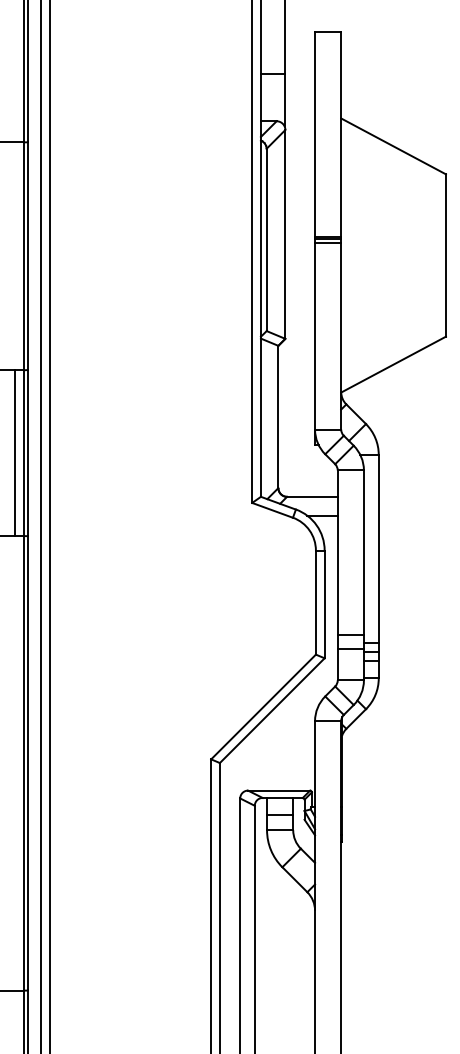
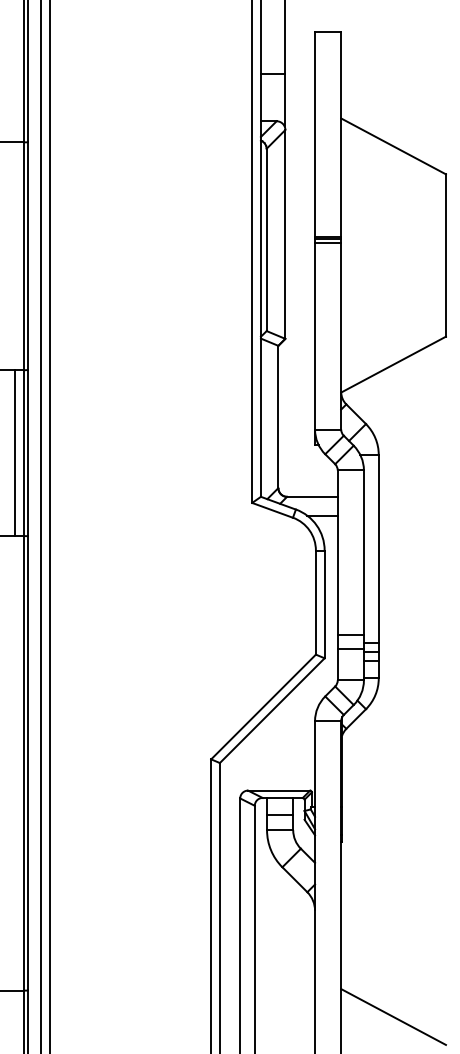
line: none -> present (393, 1016)
